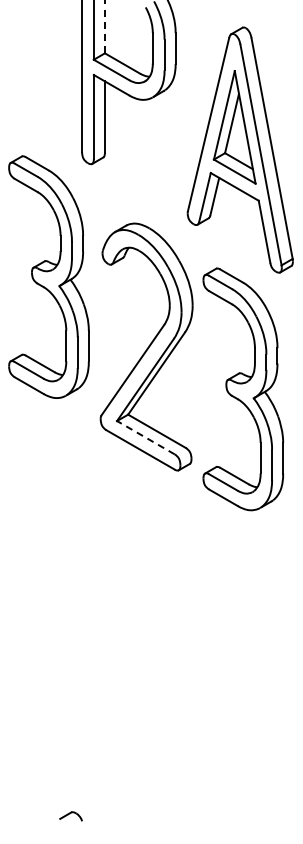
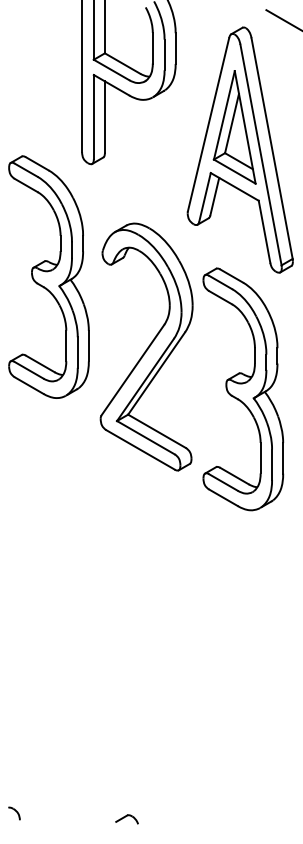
line: none -> present (282, 19)
line: dashed -> solid (104, 26)
line: dashed -> solid (145, 437)
part: none -> present (14, 813)
part position: (70, 816) -> (126, 819) (126, 819)
